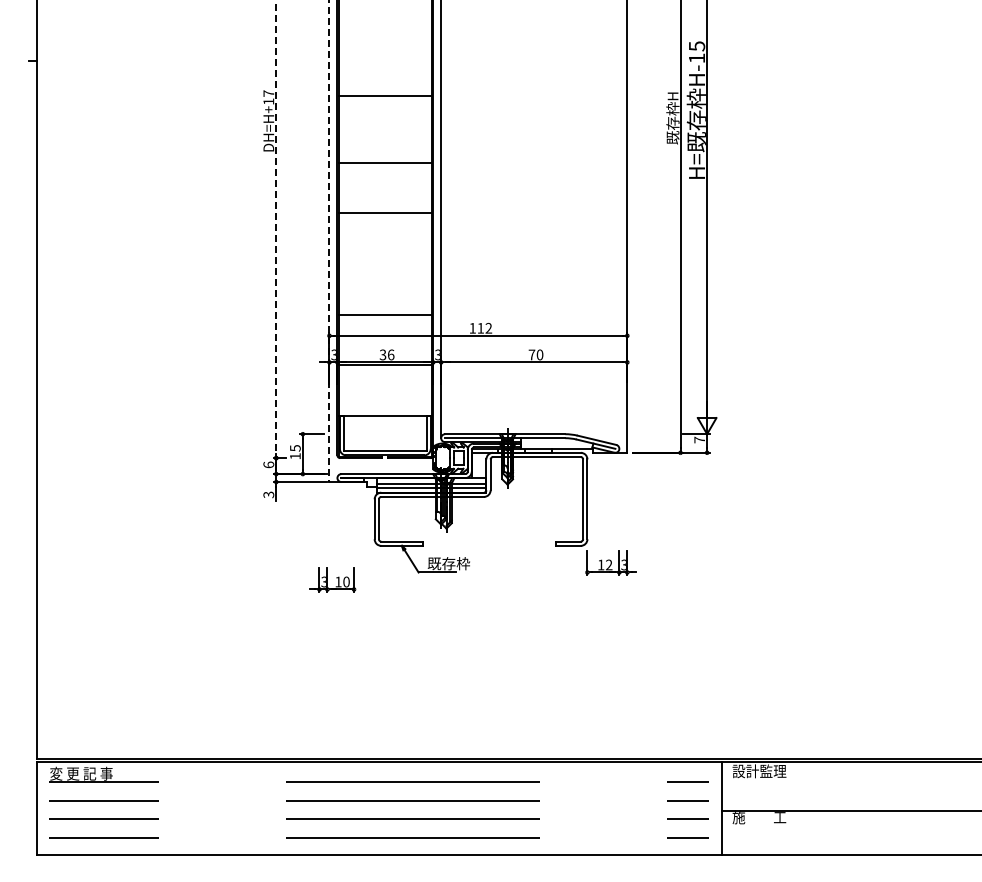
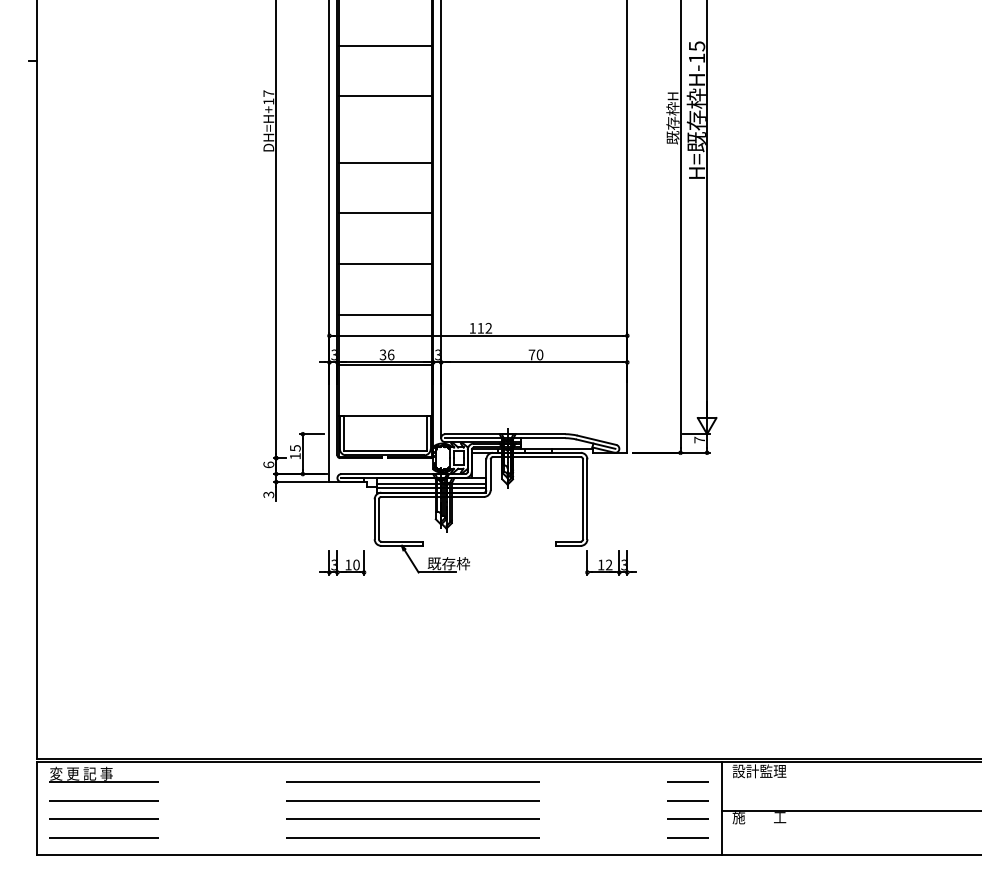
line: none -> present (385, 45)
line: dashed -> solid (276, 227)
line: dashed -> solid (329, 241)
line: none -> present (385, 263)
part position: (332, 579) -> (342, 562) (342, 562)
